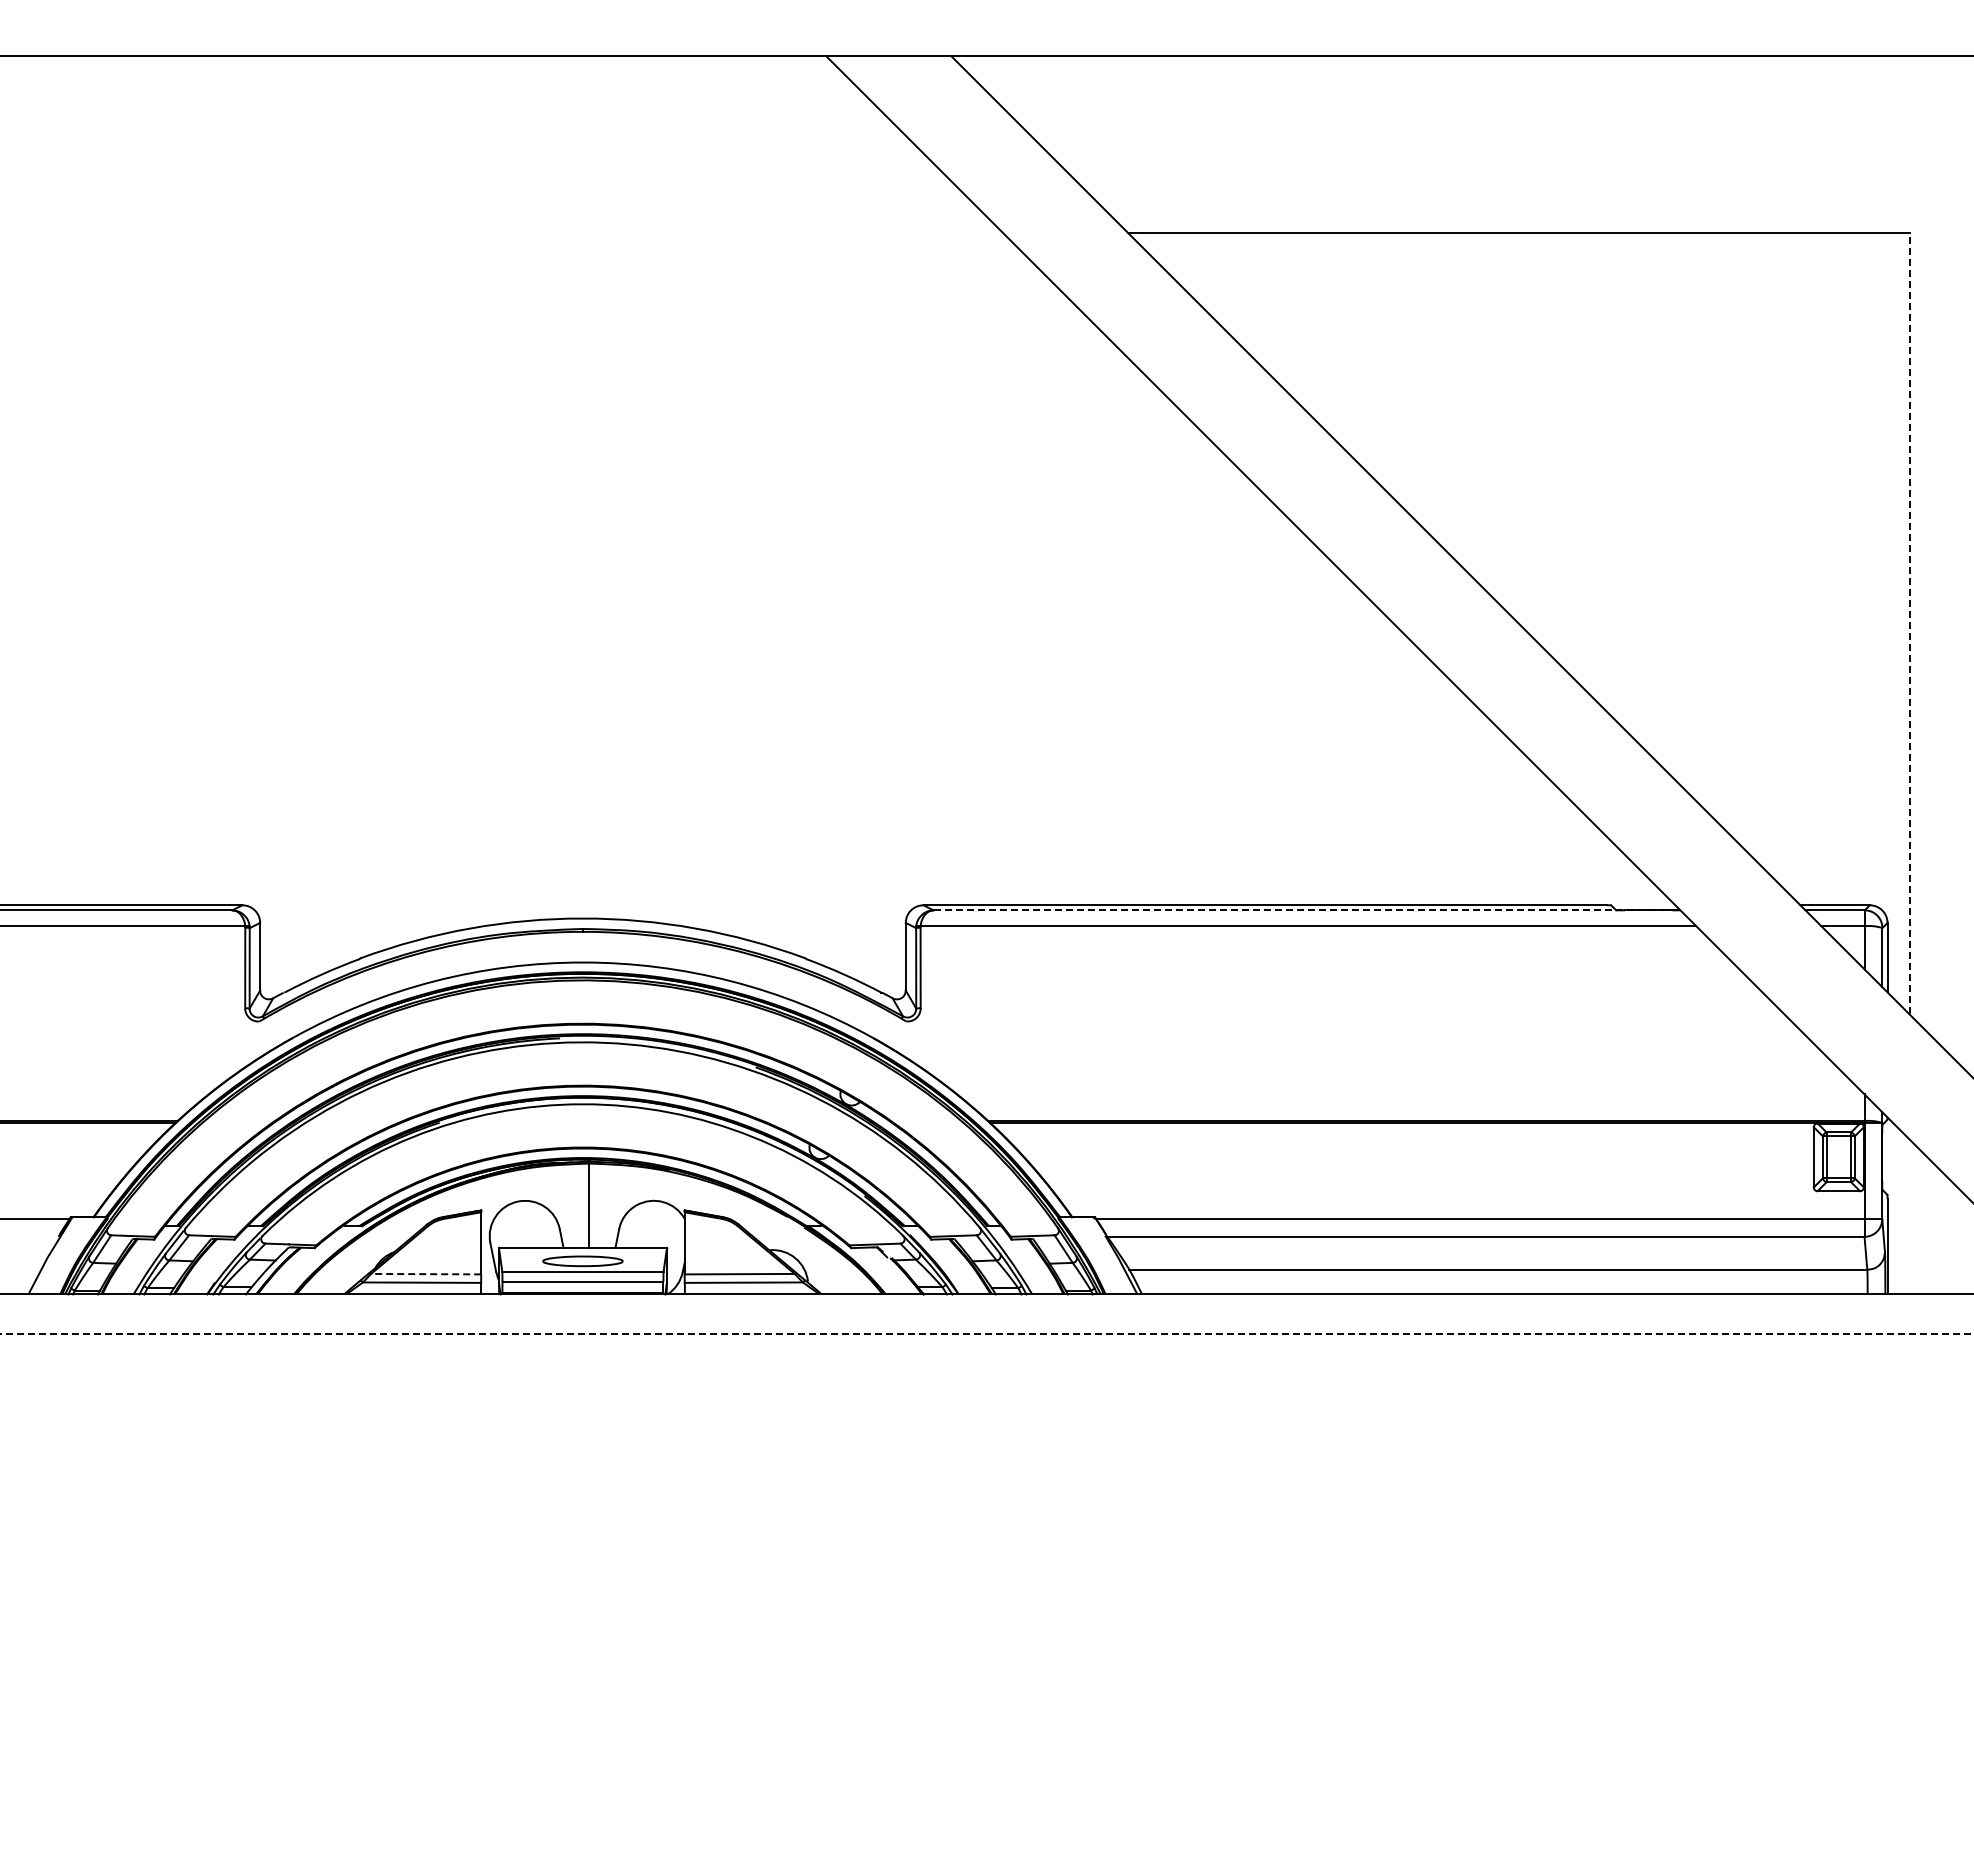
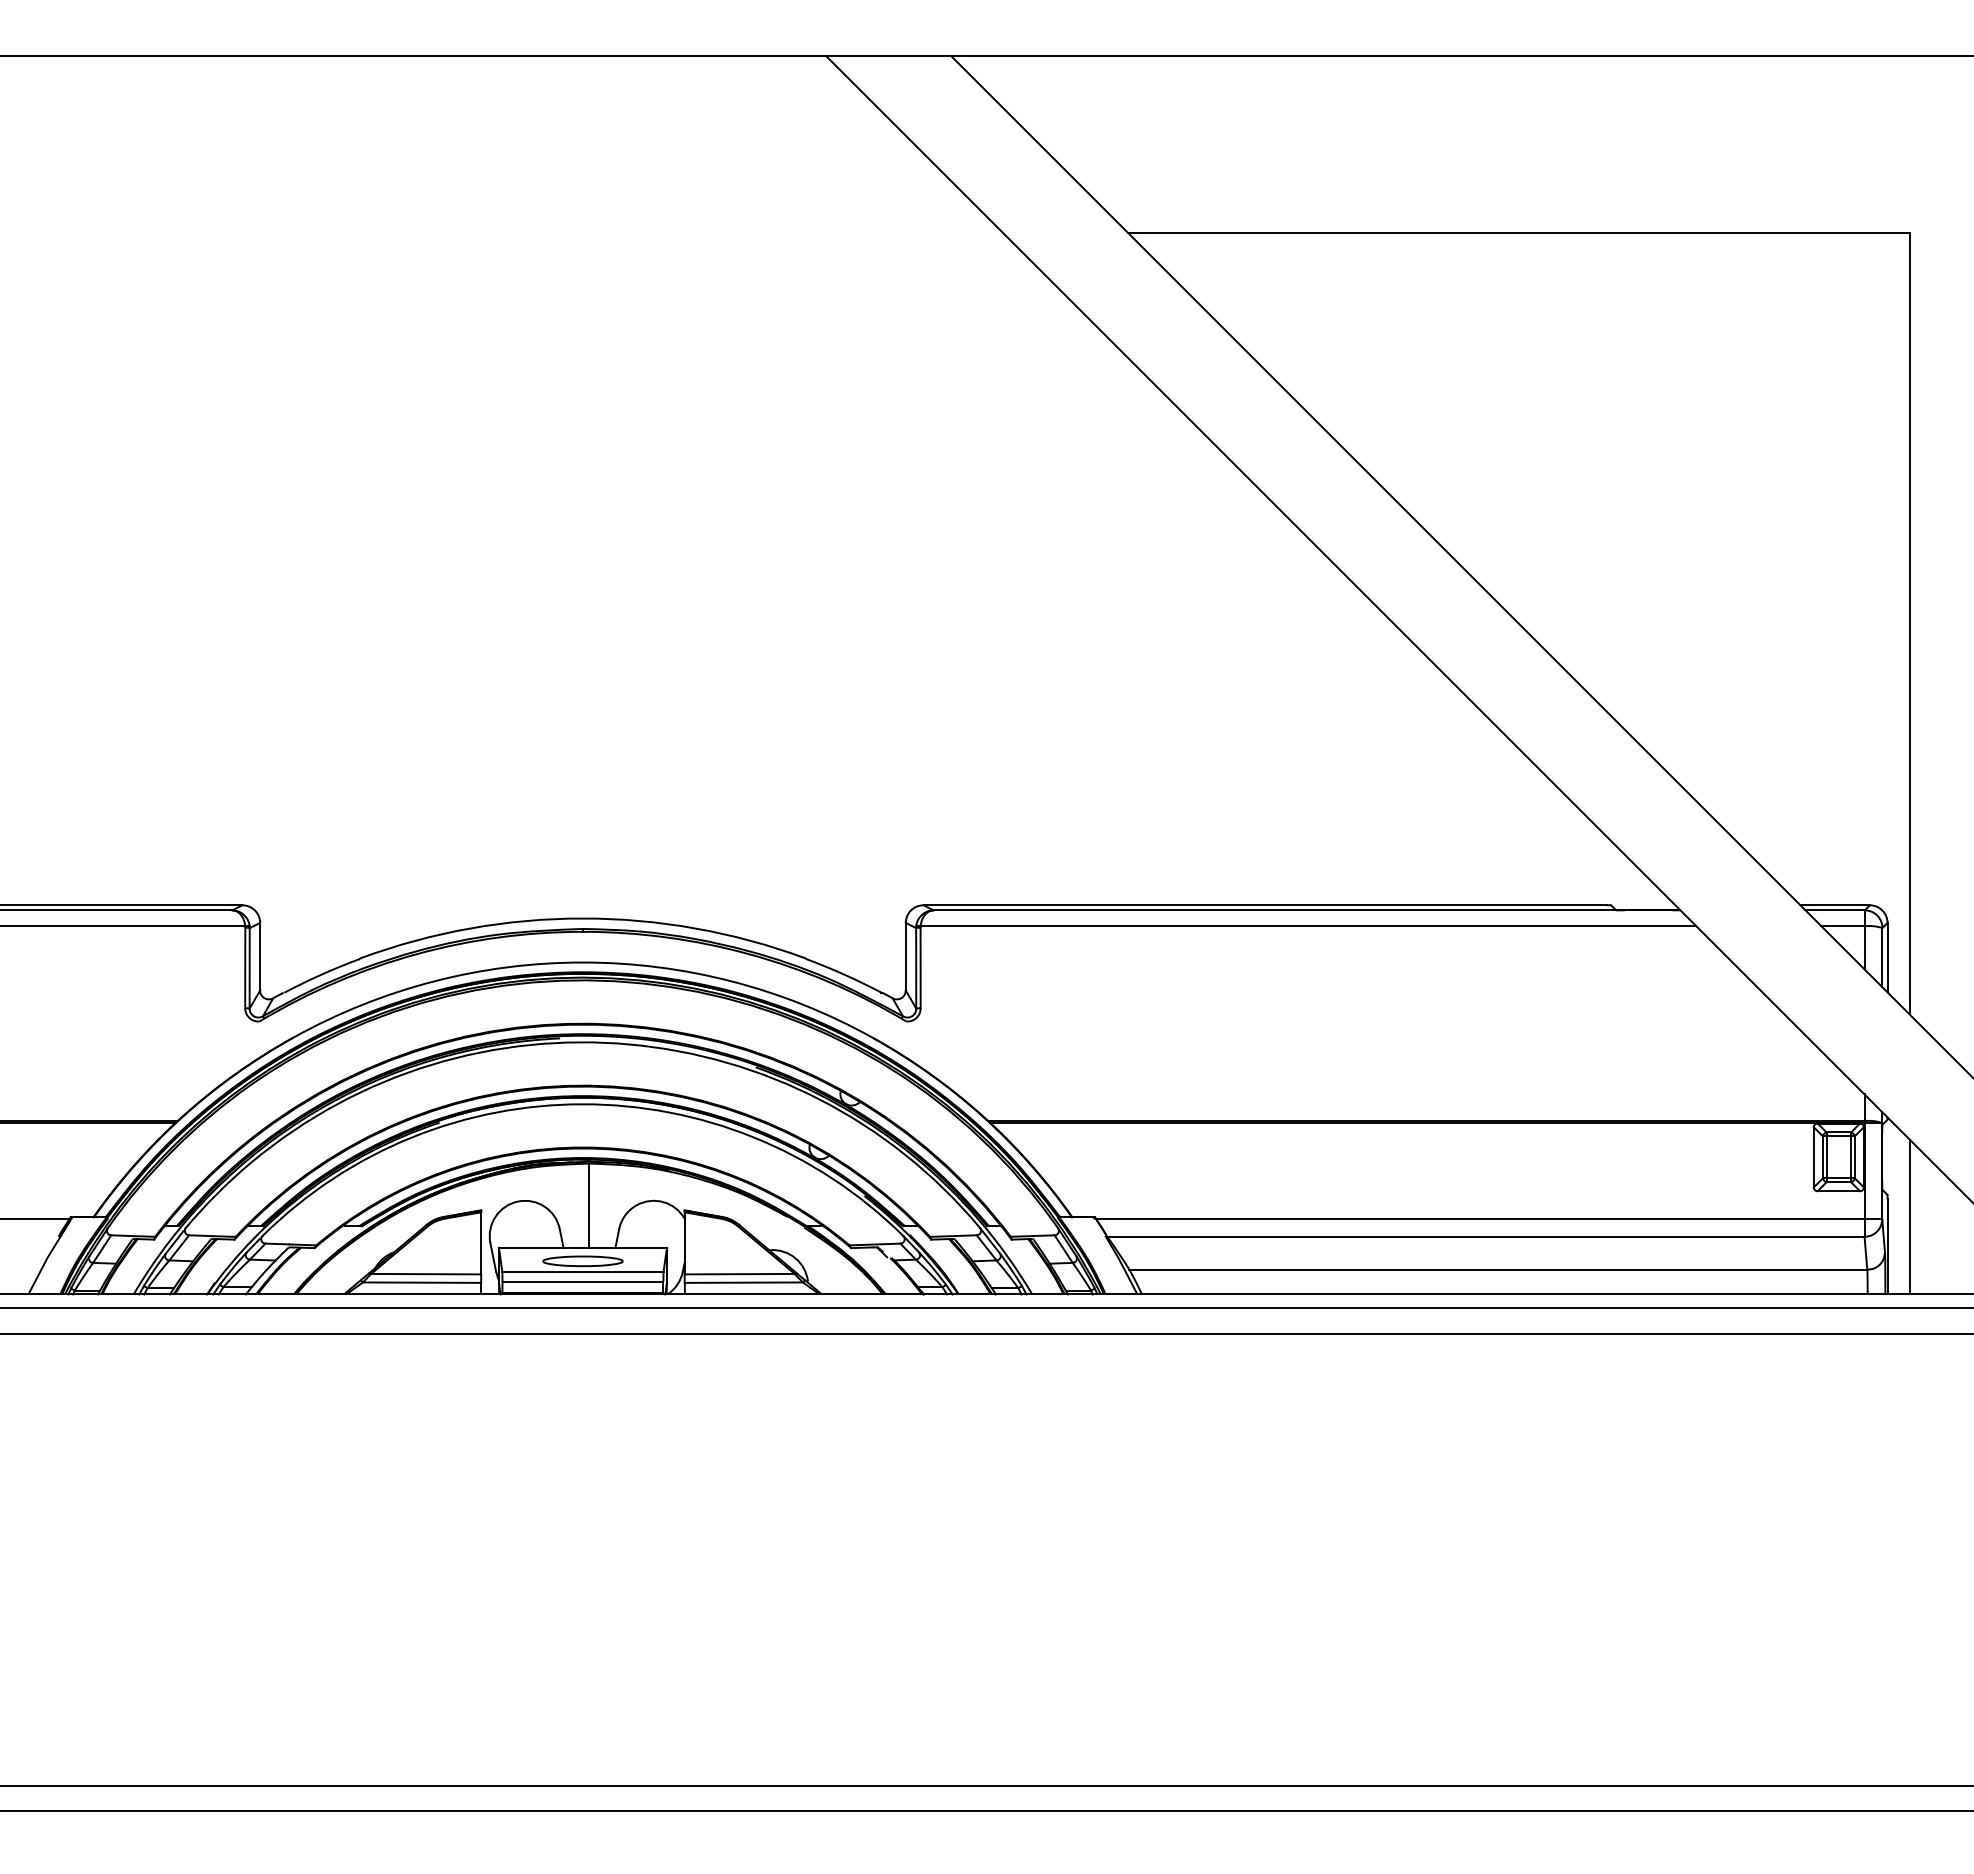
line: dashed -> solid (1909, 623)
line: dashed -> solid (1307, 910)
line: none -> present (1909, 1216)
line: dashed -> solid (425, 1274)
line: none -> present (986, 1308)
line: dashed -> solid (986, 1333)
line: none -> present (986, 1785)
line: none -> present (986, 1811)
